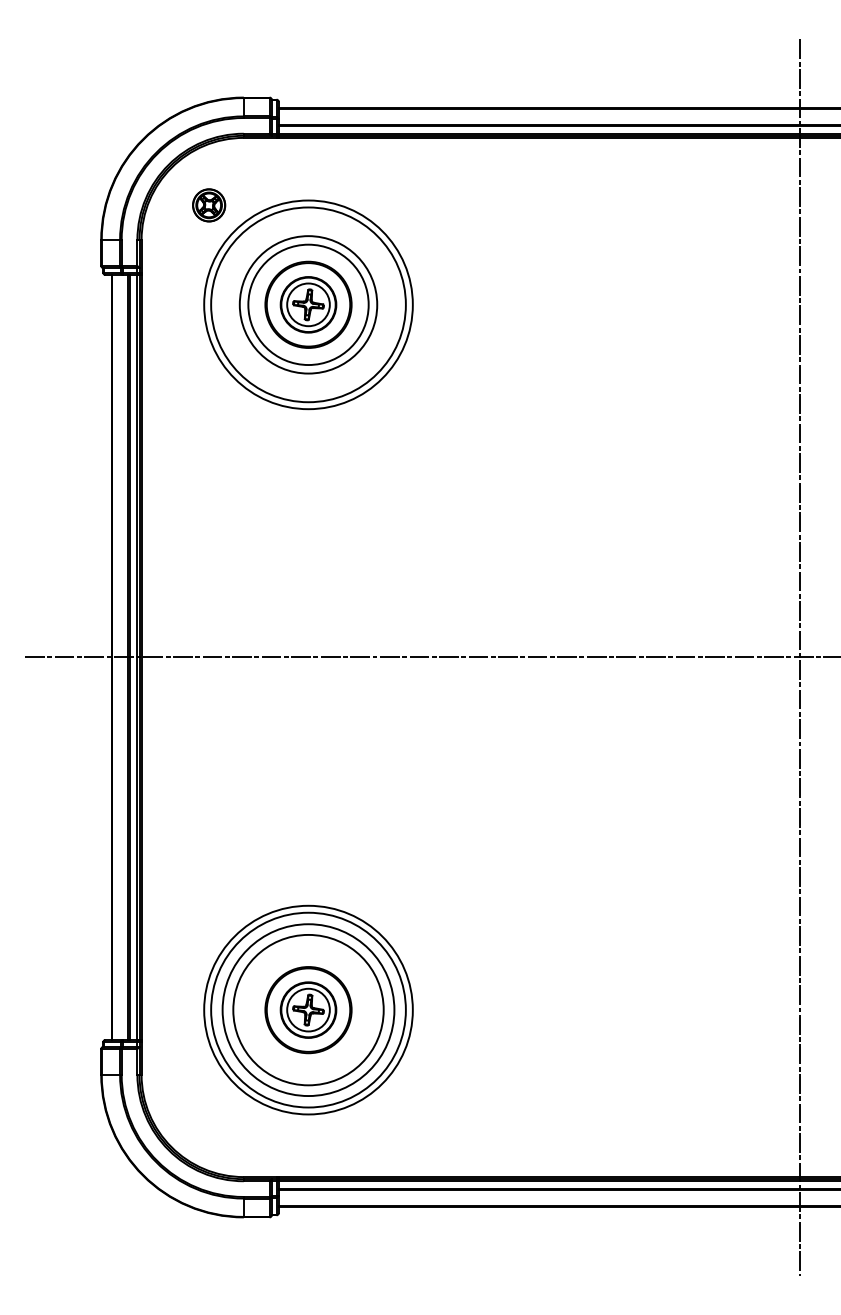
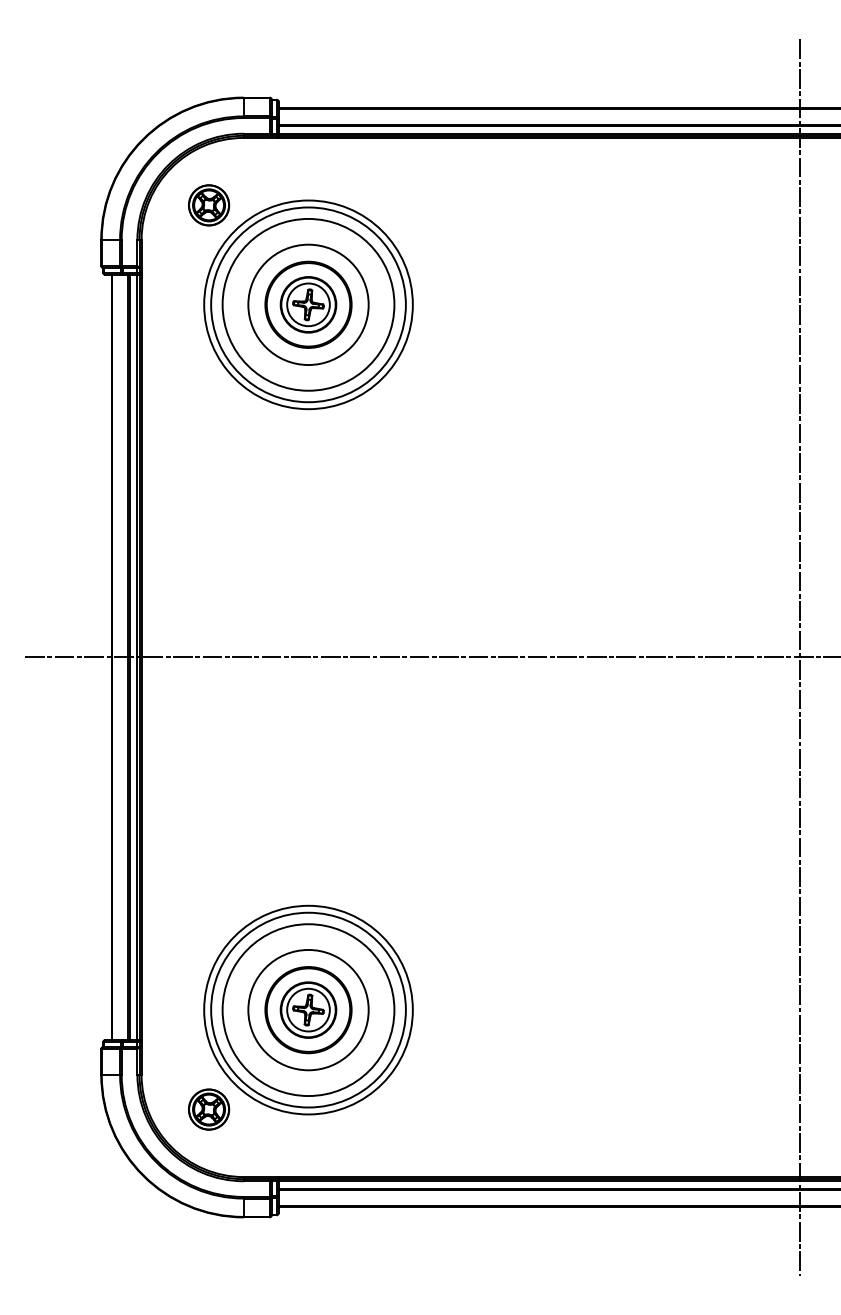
part size: 35x35 px -> 43x43 px (209, 205)
circle diameter: 137 px -> 172 px (308, 304)
circle diameter: 150 px -> 120 px (308, 1009)
part: none -> present (209, 1109)
